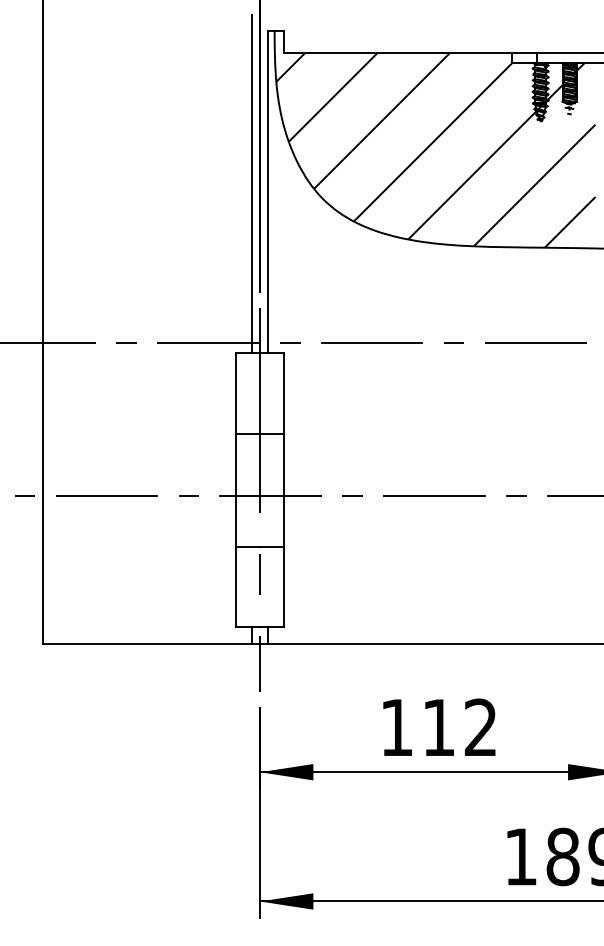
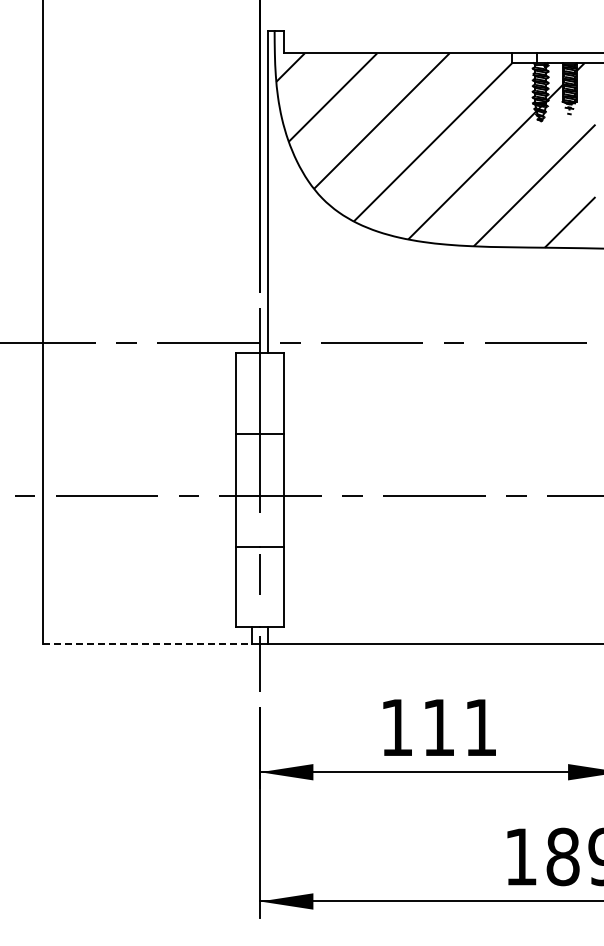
line: present -> none (252, 183)
line: solid -> dashed (147, 643)
text: 112 -> 111 (480, 726)
